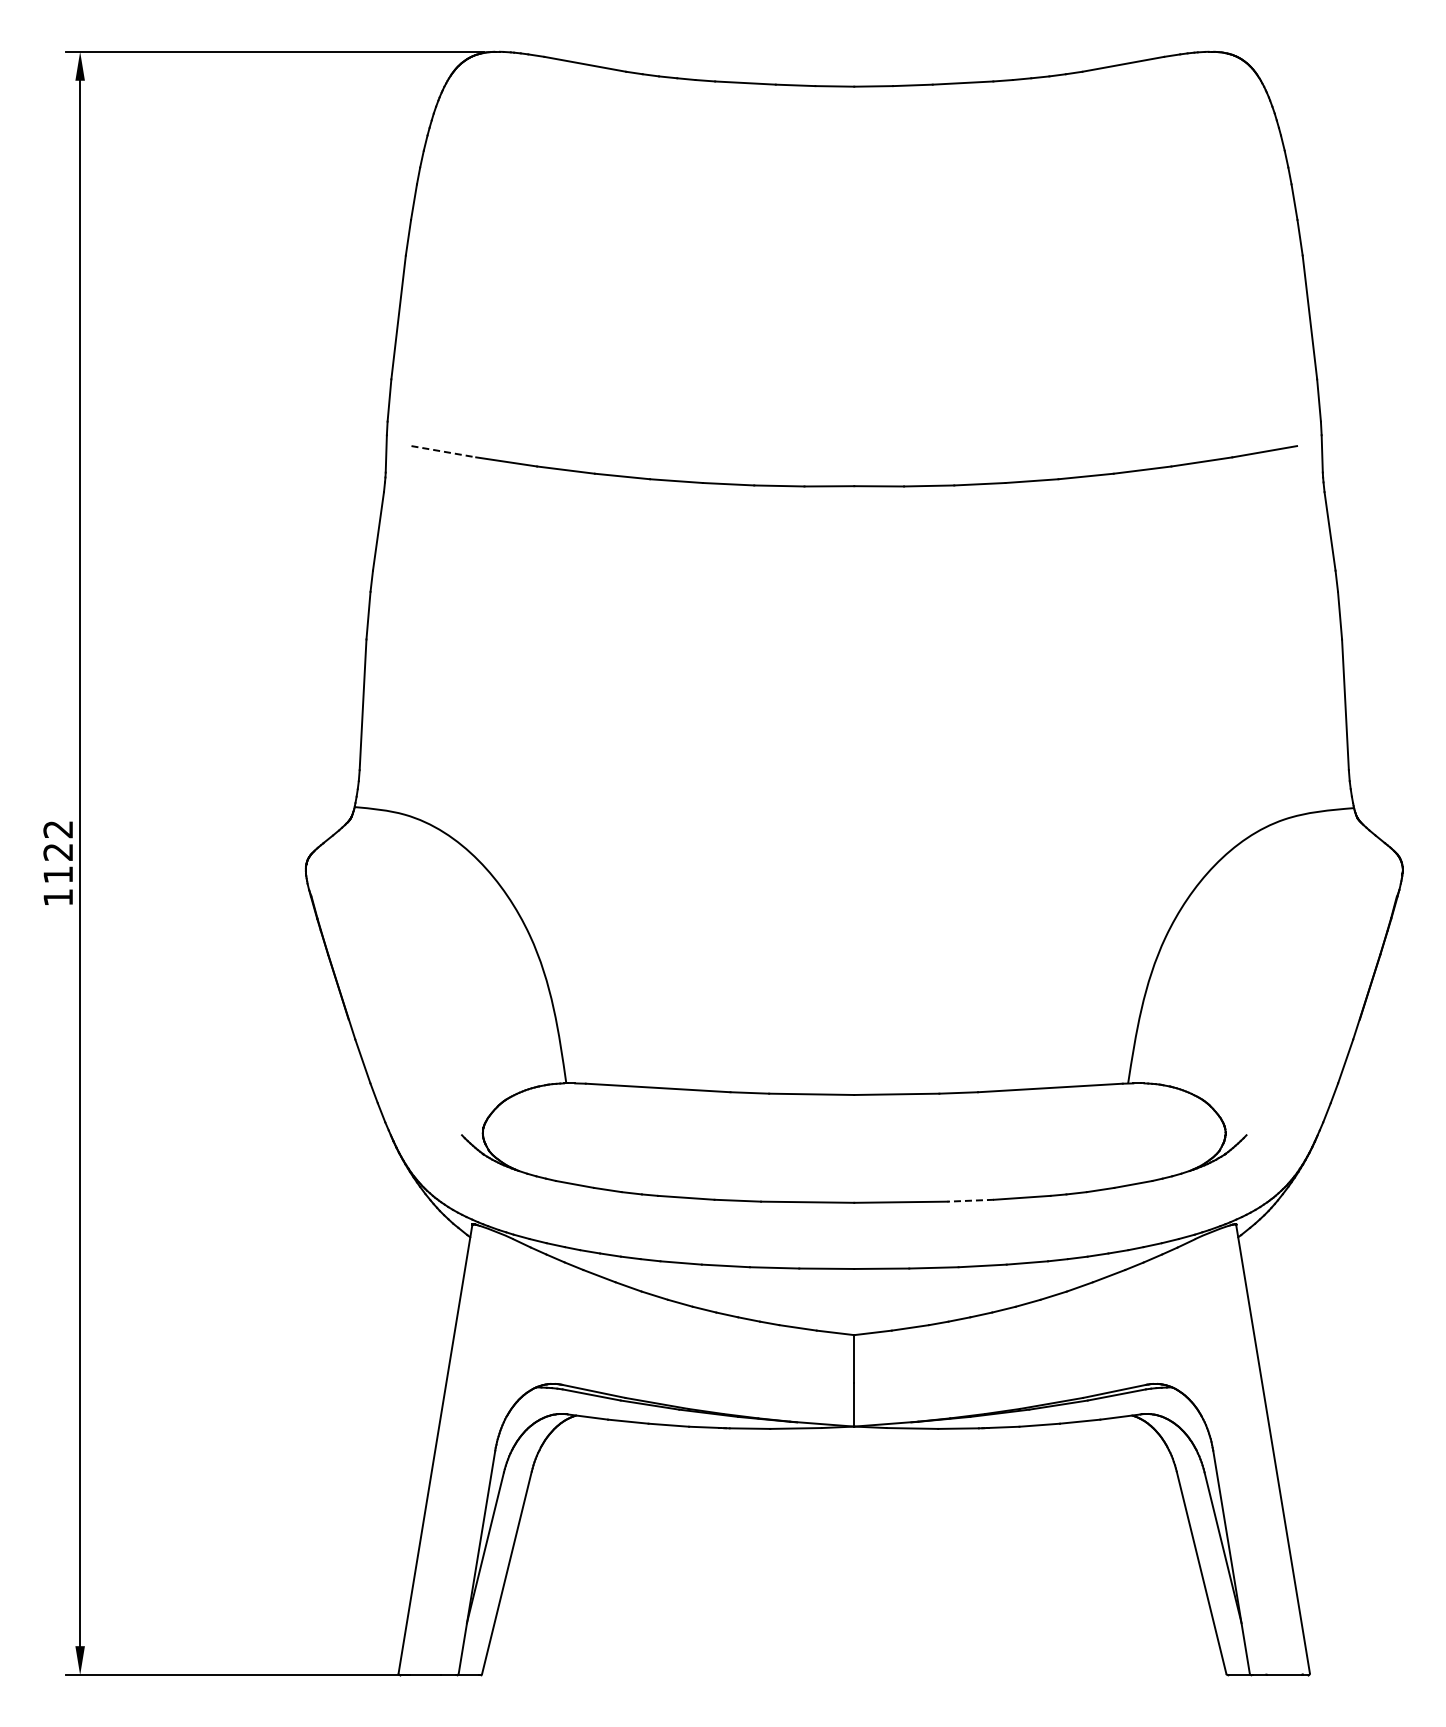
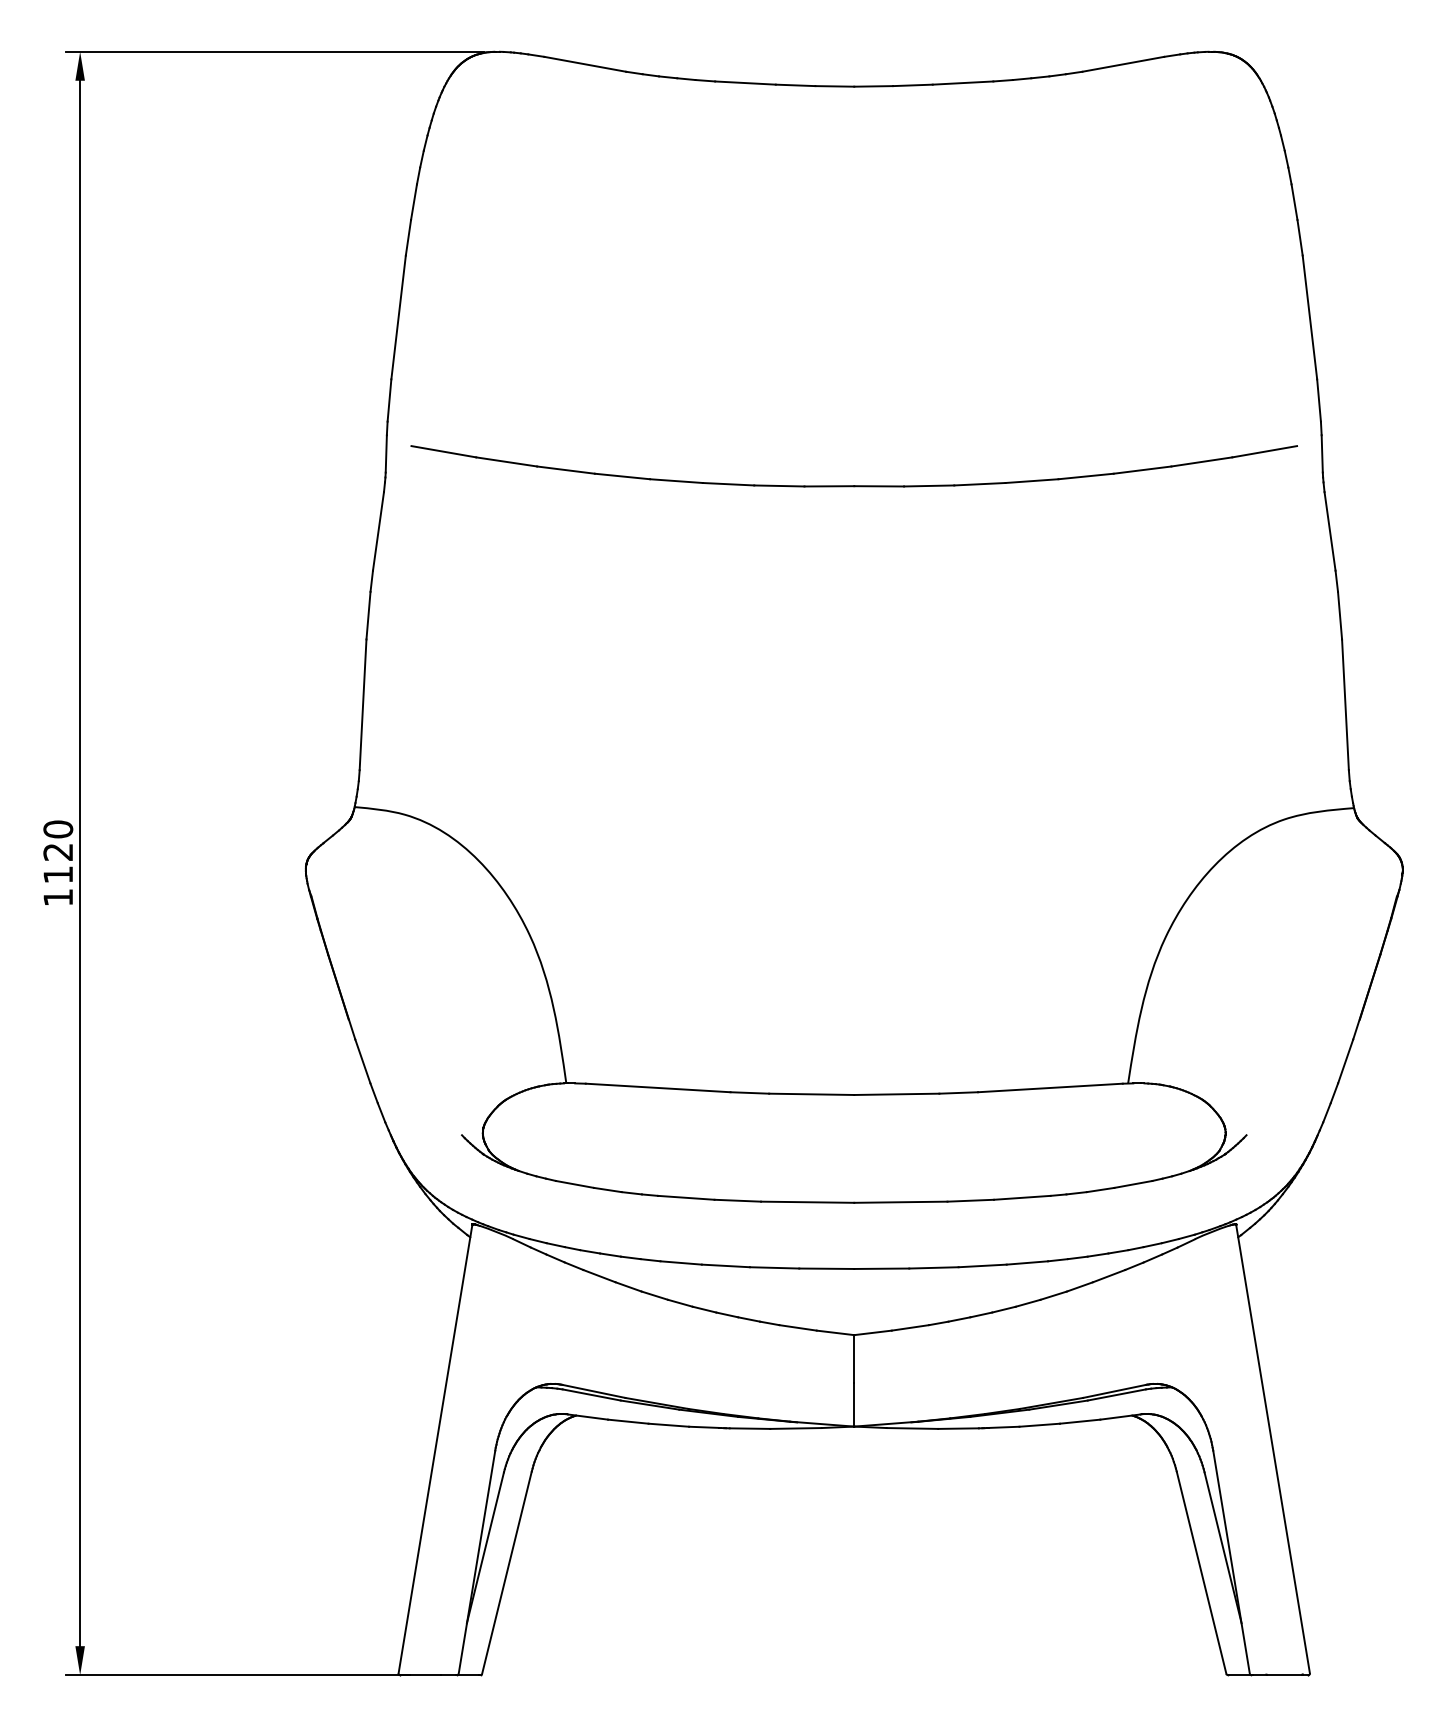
line: dashed -> solid (443, 451)
text: 1122 -> 1120 (58, 829)
line: dashed -> solid (970, 1200)
